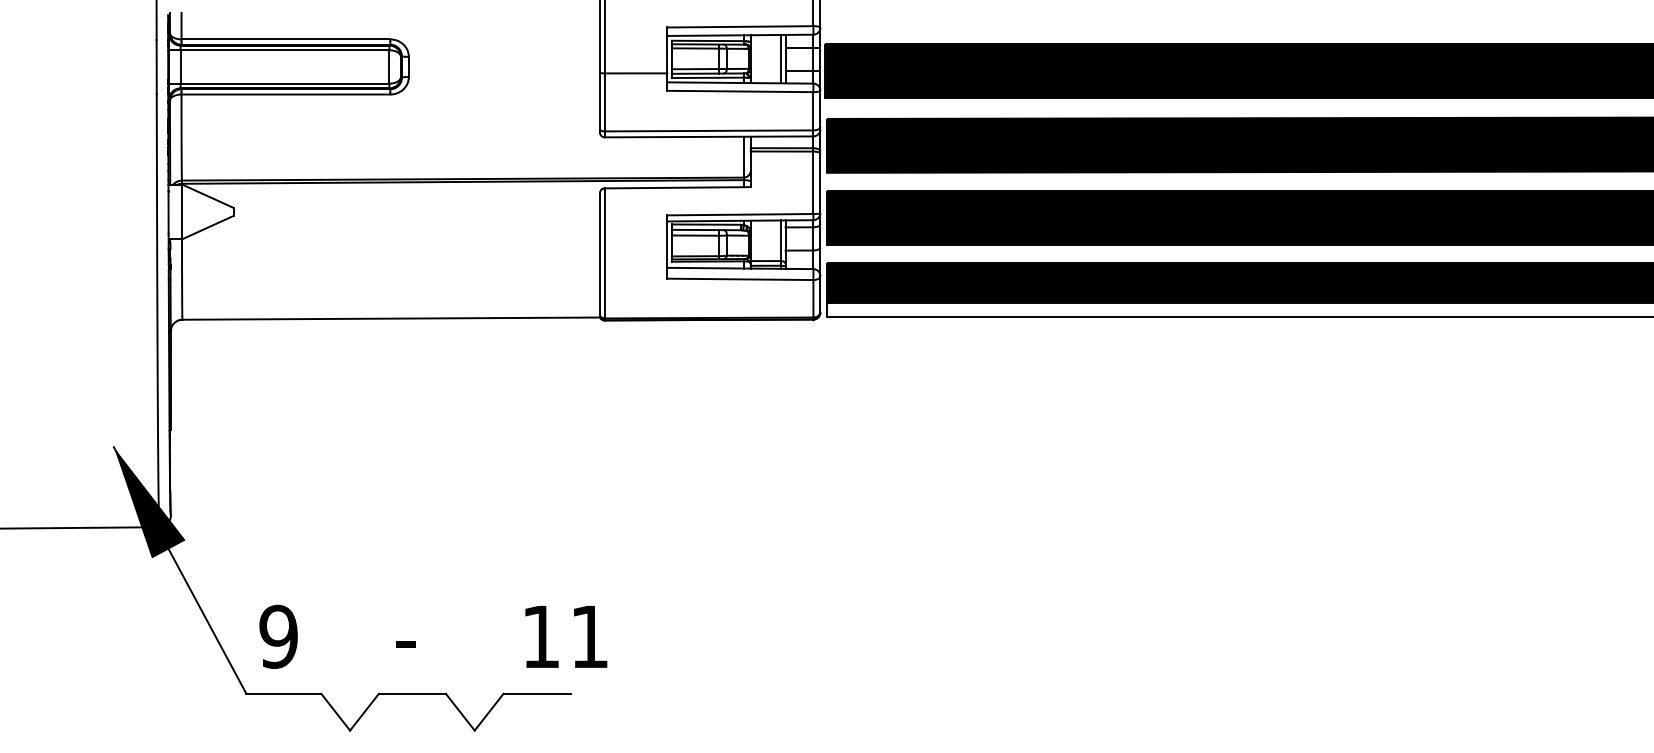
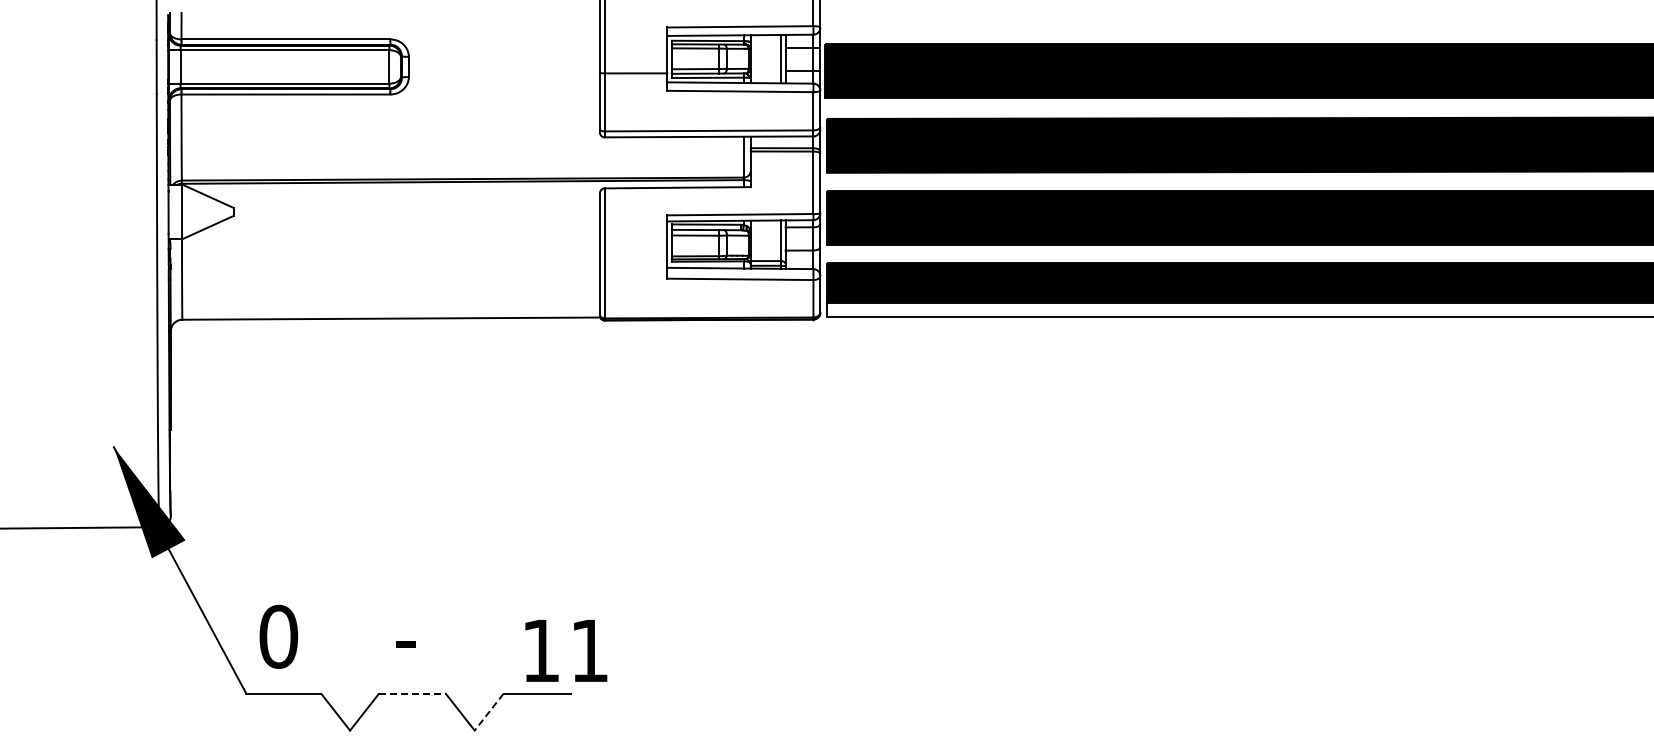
text: 9 -> 0 (278, 636)
text position: (566, 636) -> (566, 650) (566, 650)
line: solid -> dashed (412, 693)
line: solid -> dashed (488, 712)
